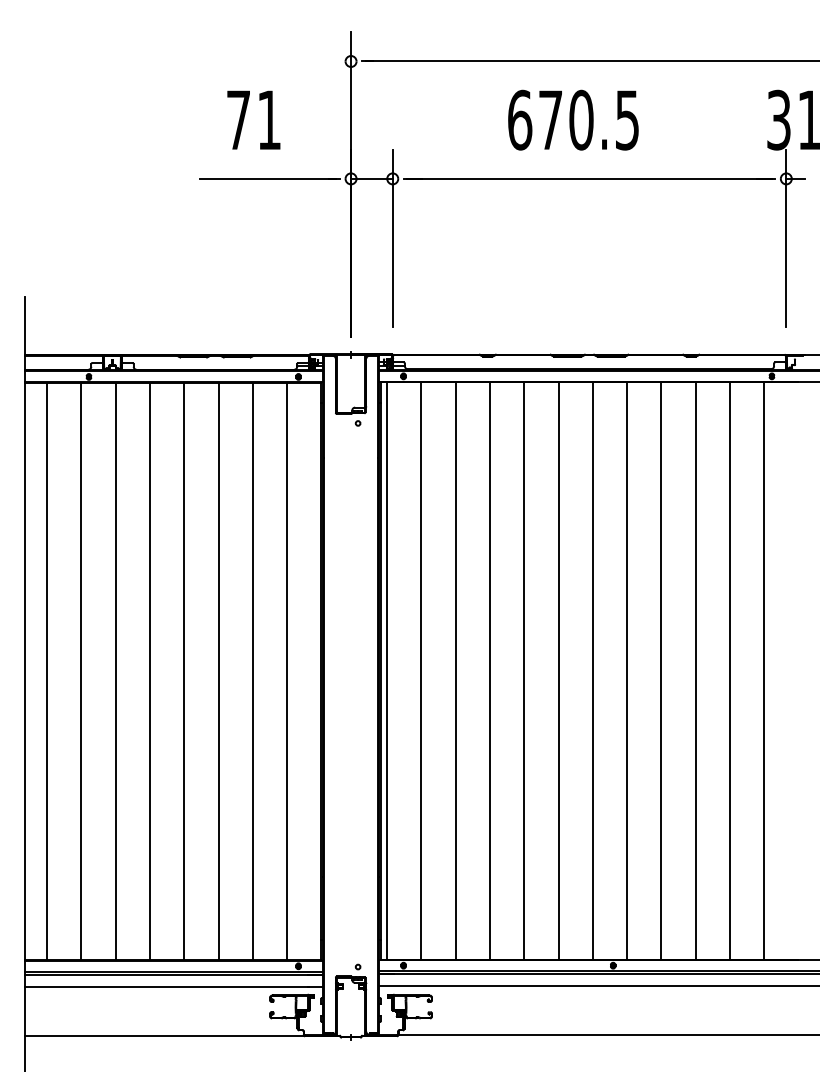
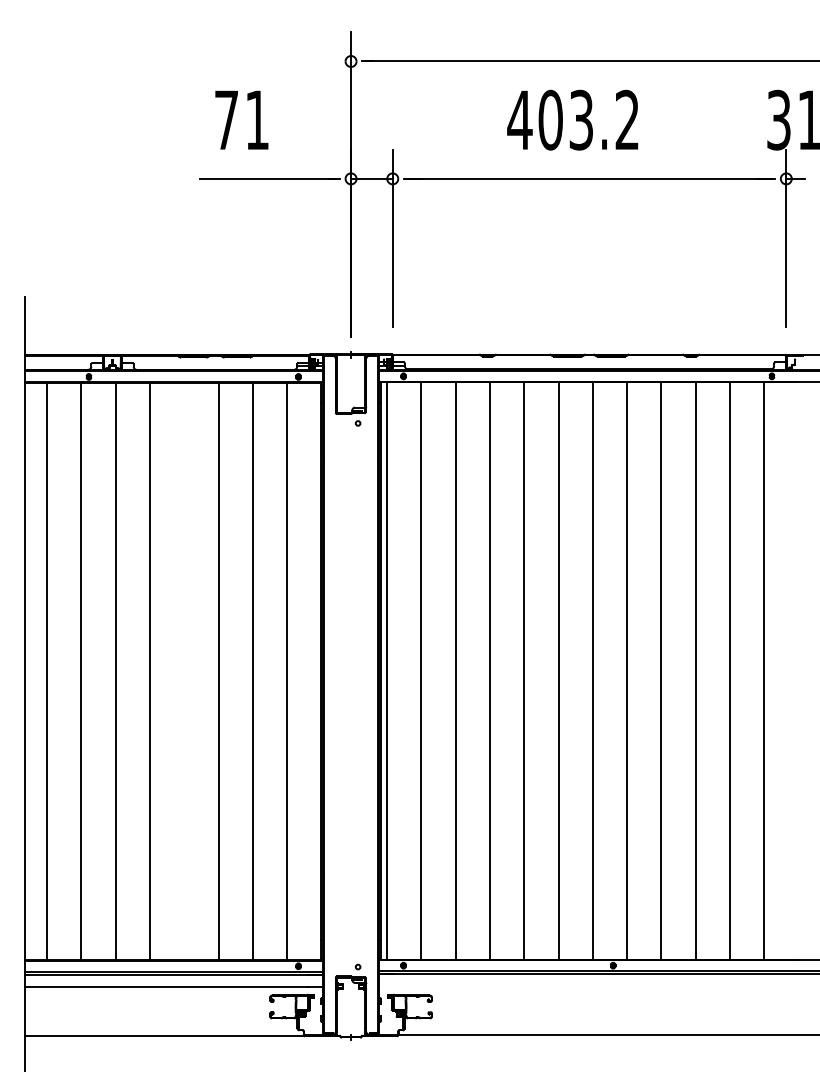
text position: (253, 119) -> (241, 119) (241, 119)
text: 670.5 -> 403.2 (572, 119)
line: present -> none (184, 671)
line: present -> none (597, 985)
